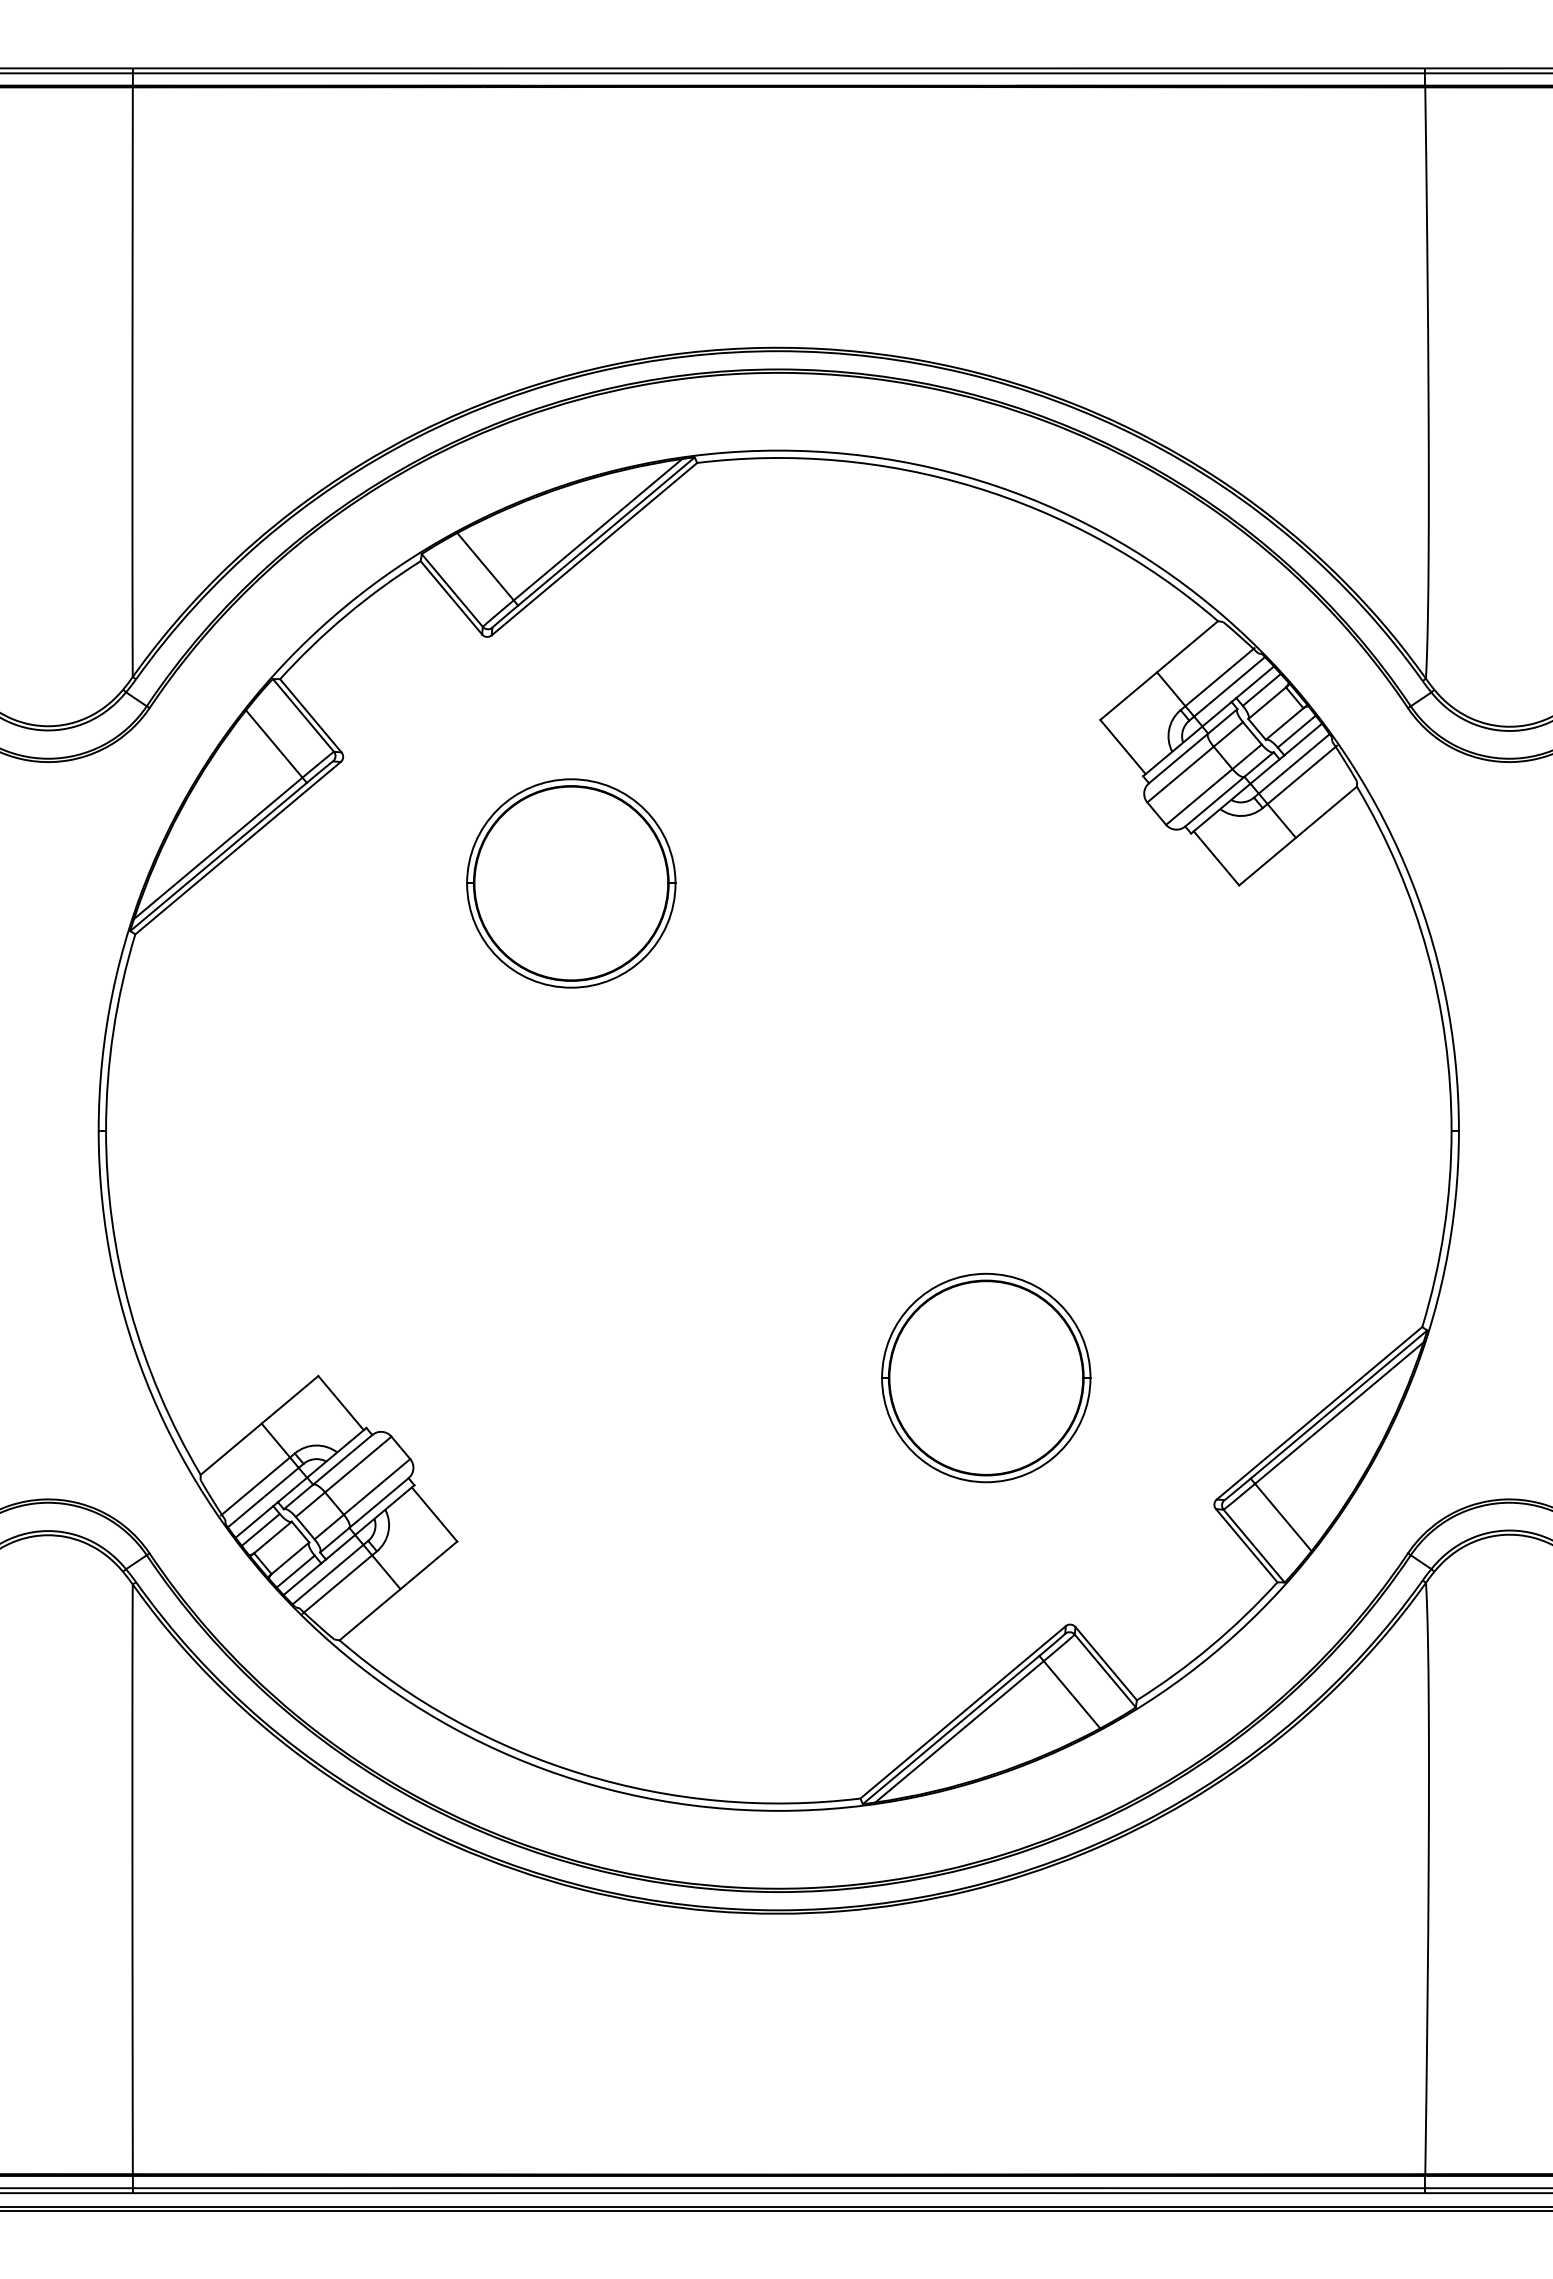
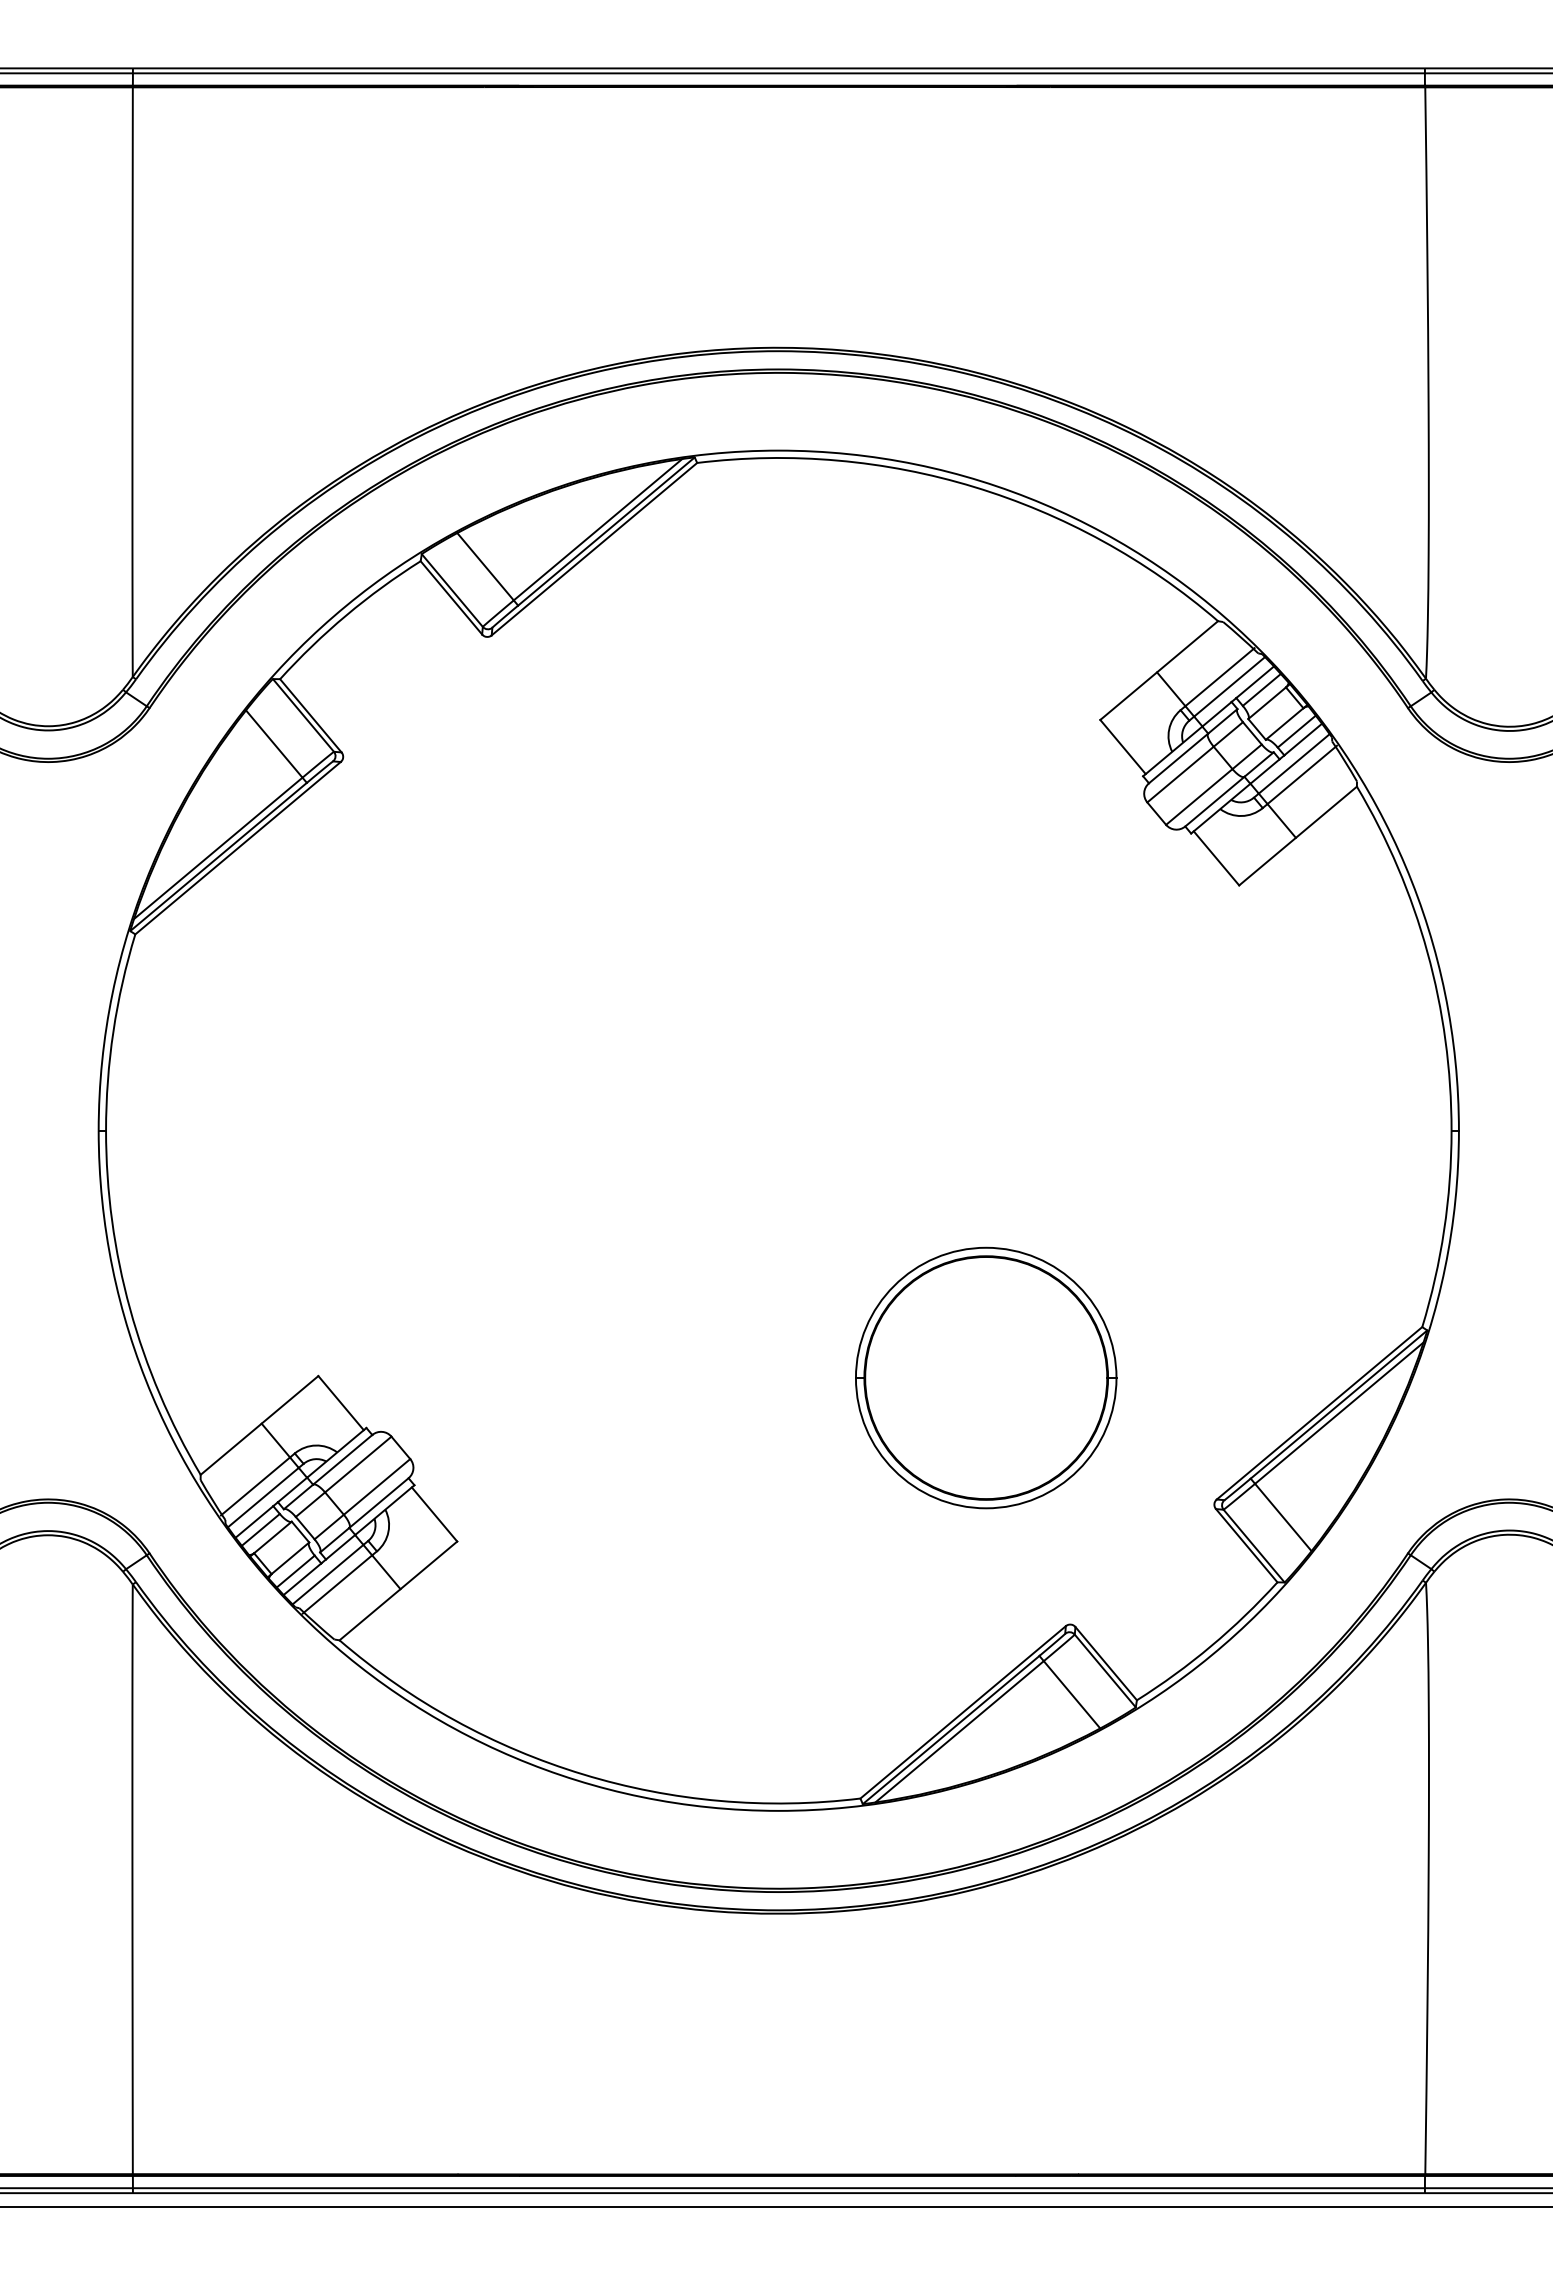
part: present -> none (571, 883)
part size: 211x212 px -> 263x264 px (986, 1377)
line: present -> none (775, 2210)
